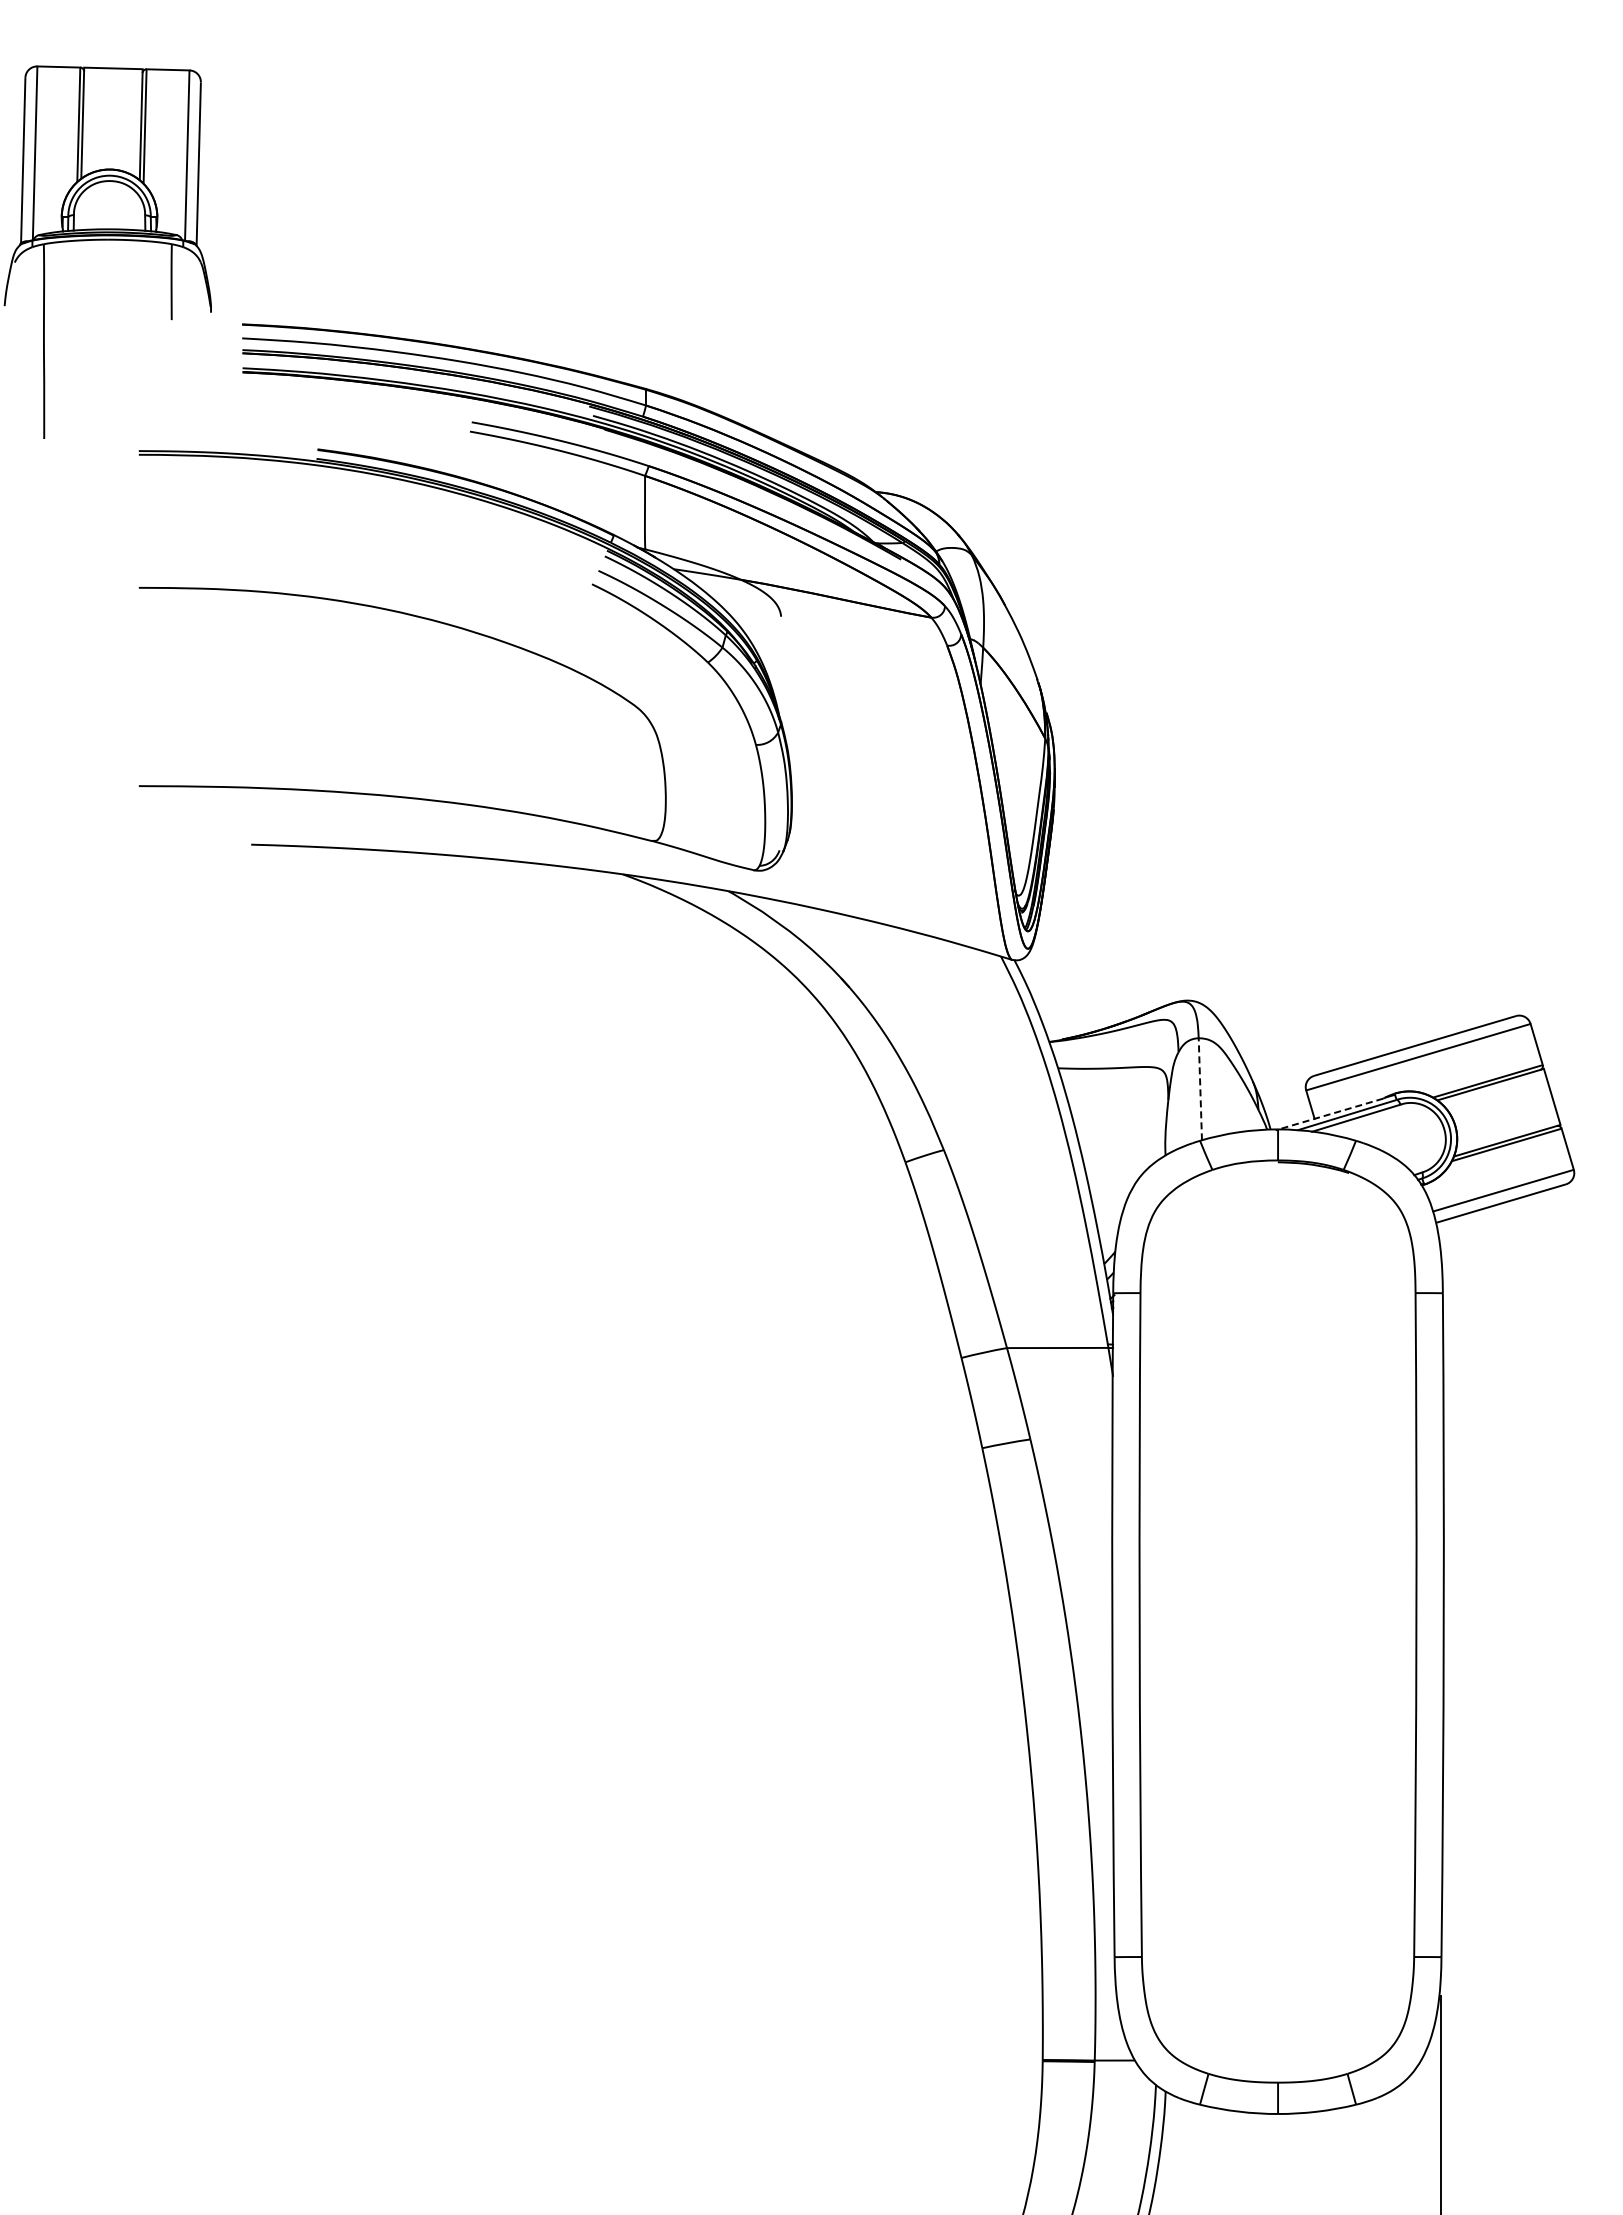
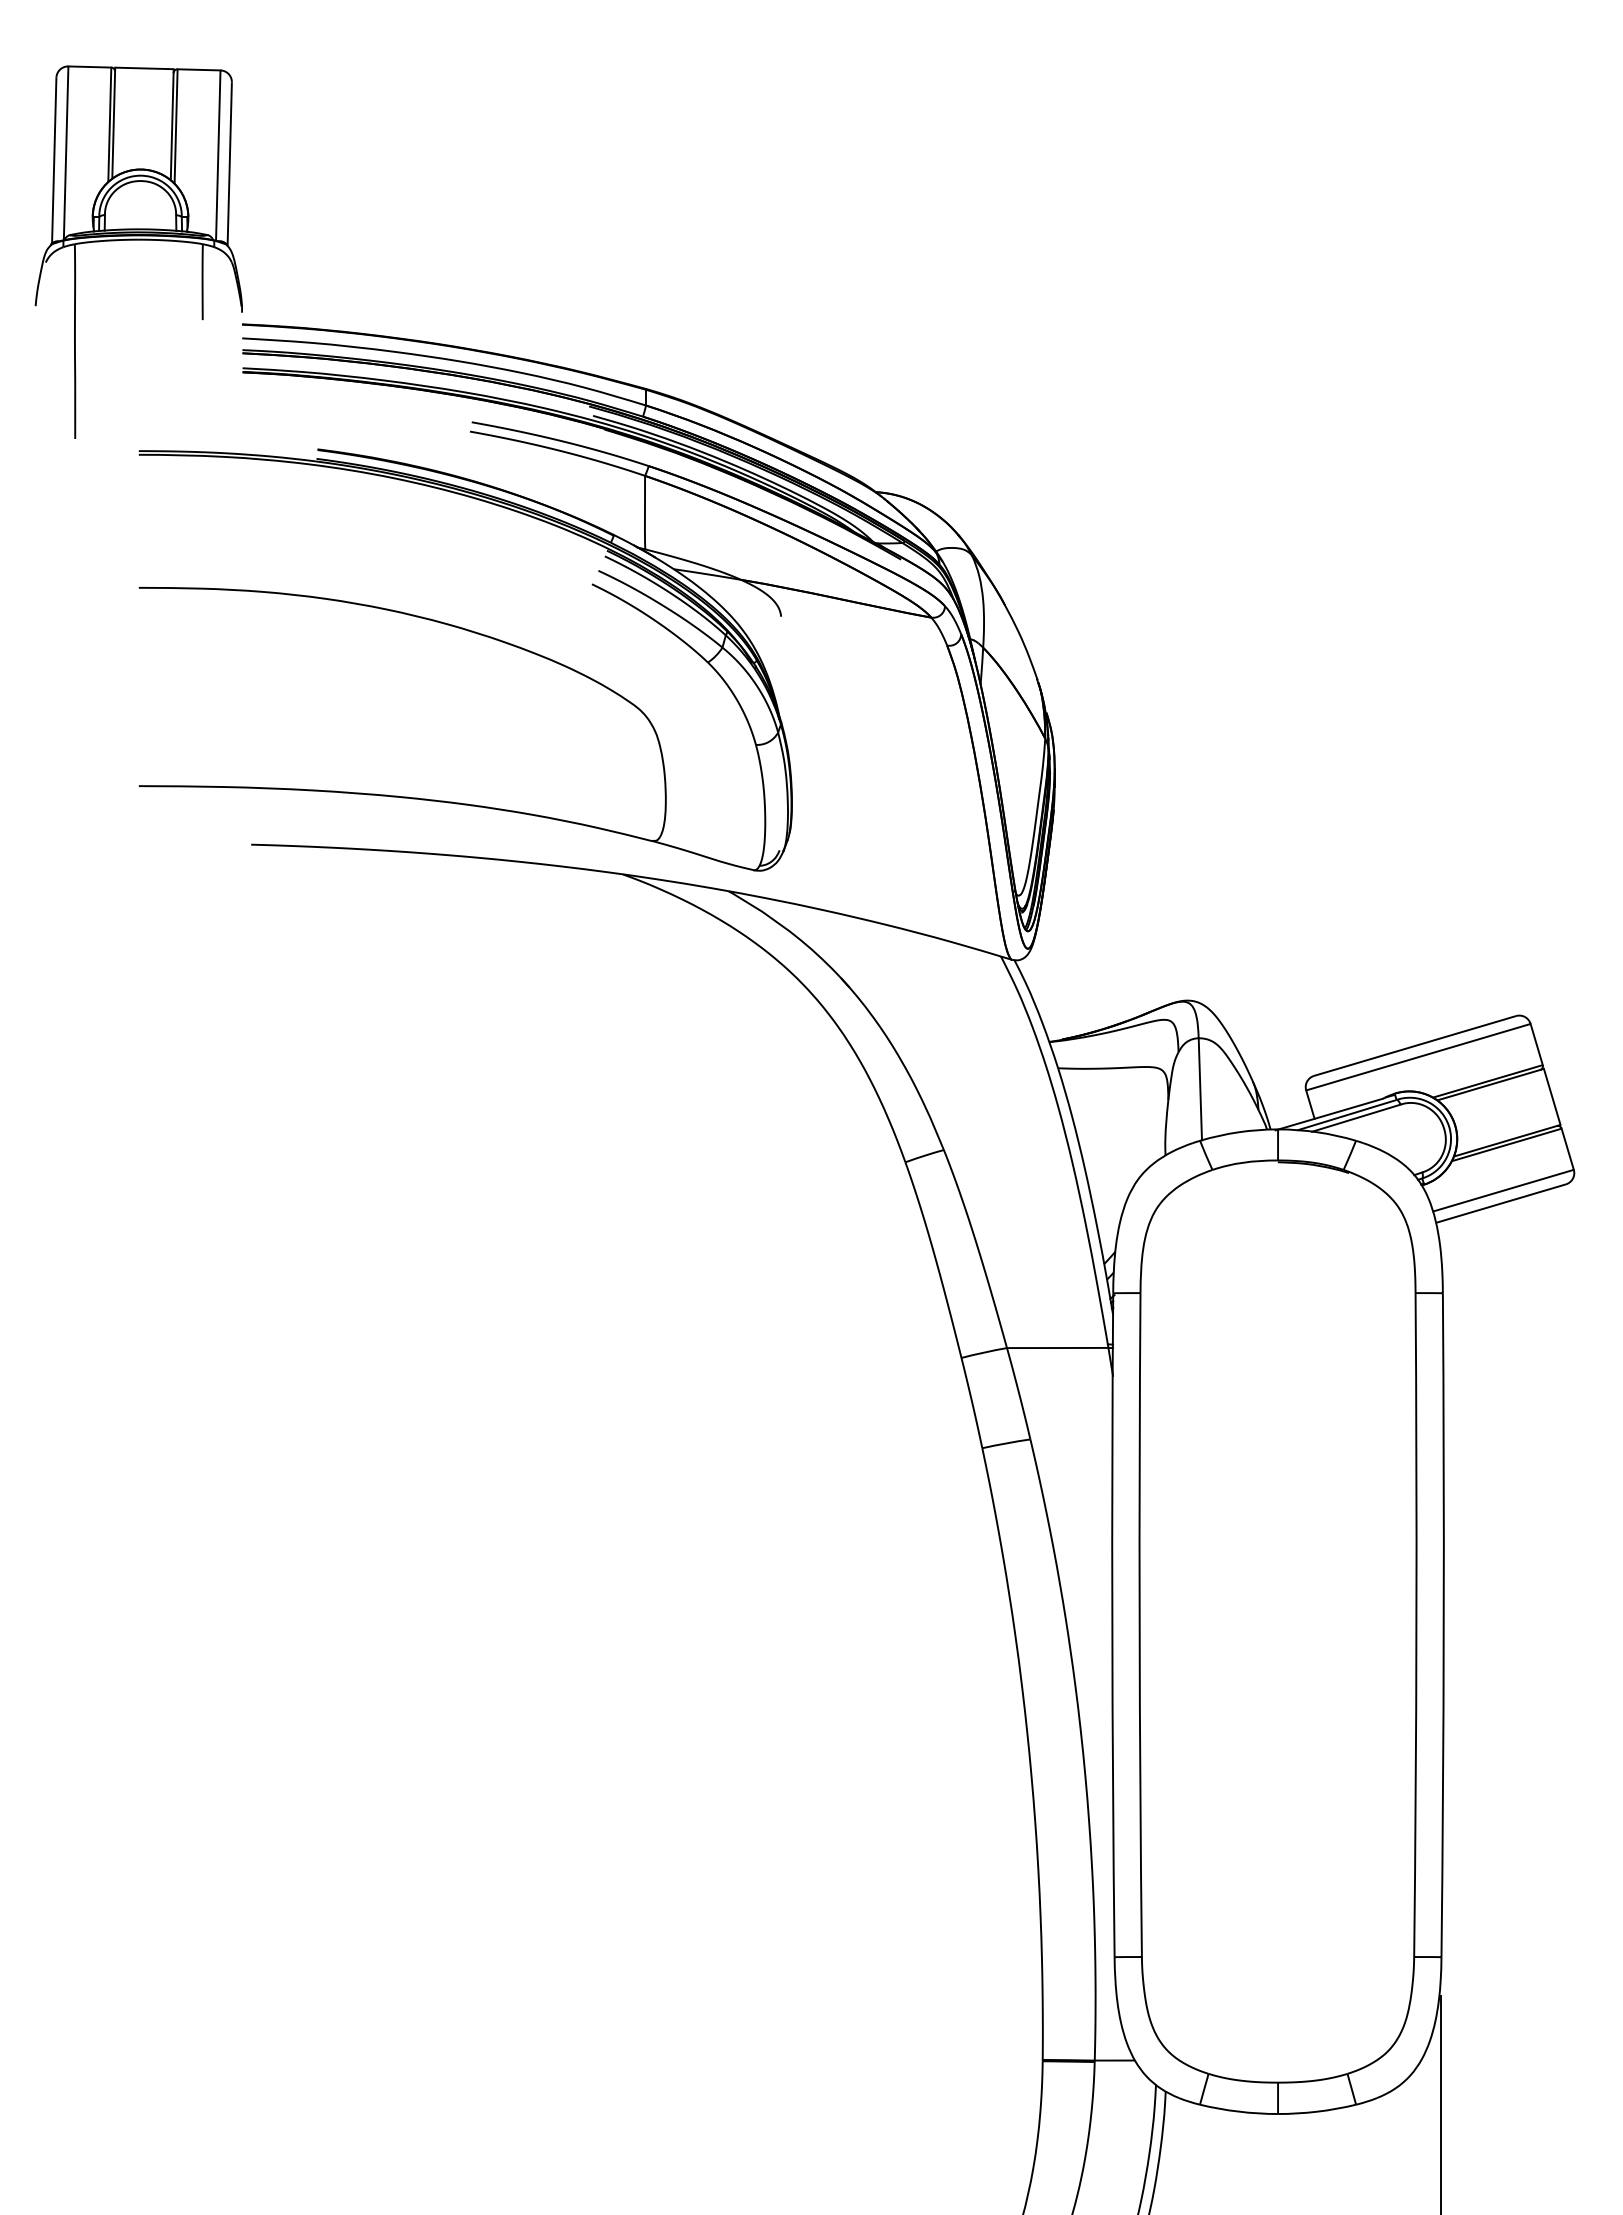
part position: (107, 240) -> (138, 240) (138, 240)
line: dashed -> solid (1200, 1088)
line: dashed -> solid (1328, 1114)
